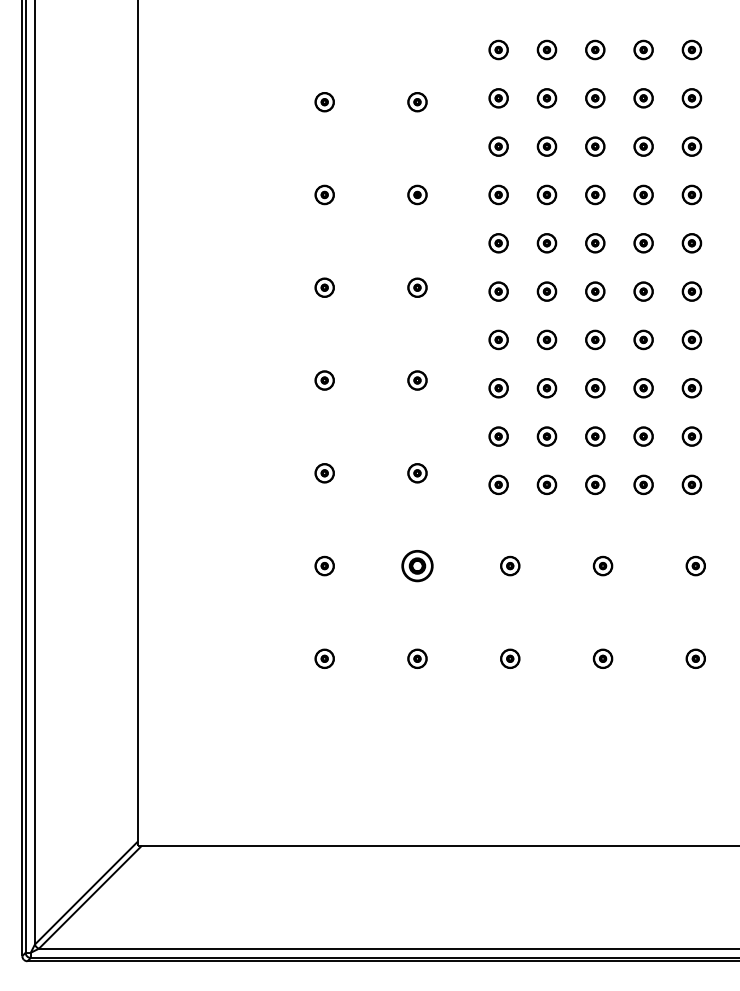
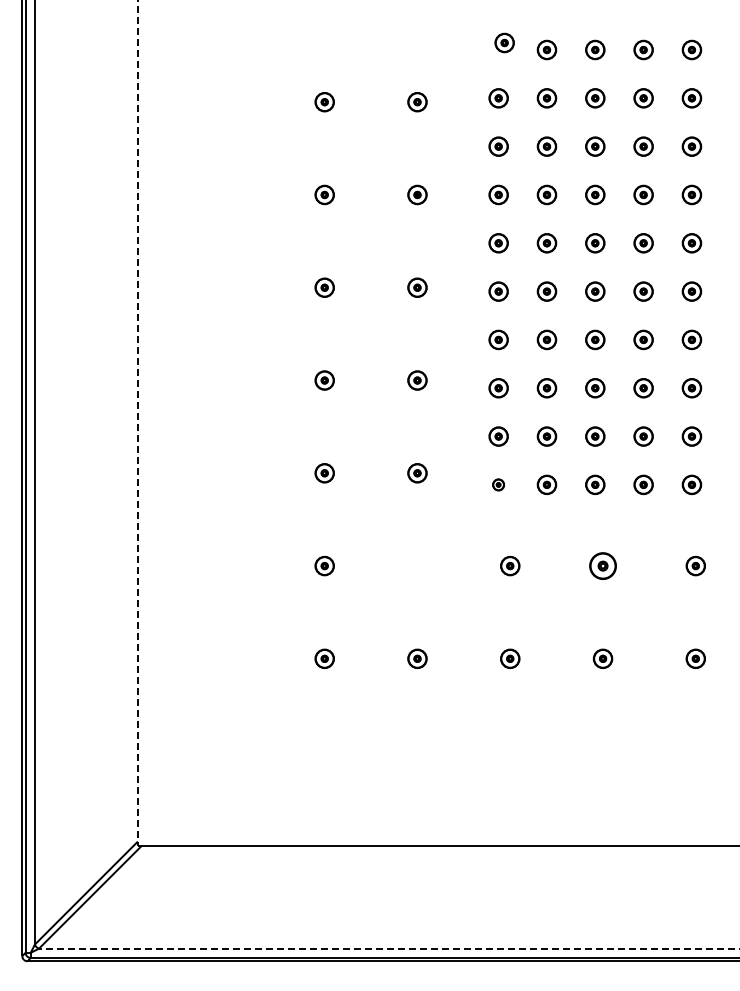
part position: (498, 49) -> (504, 42) (504, 42)
line: solid -> dashed (137, 422)
part size: 21x22 px -> 13x14 px (498, 484)
part size: 22x22 px -> 28x28 px (602, 565)
part: present -> none (417, 566)
line: solid -> dashed (388, 948)
